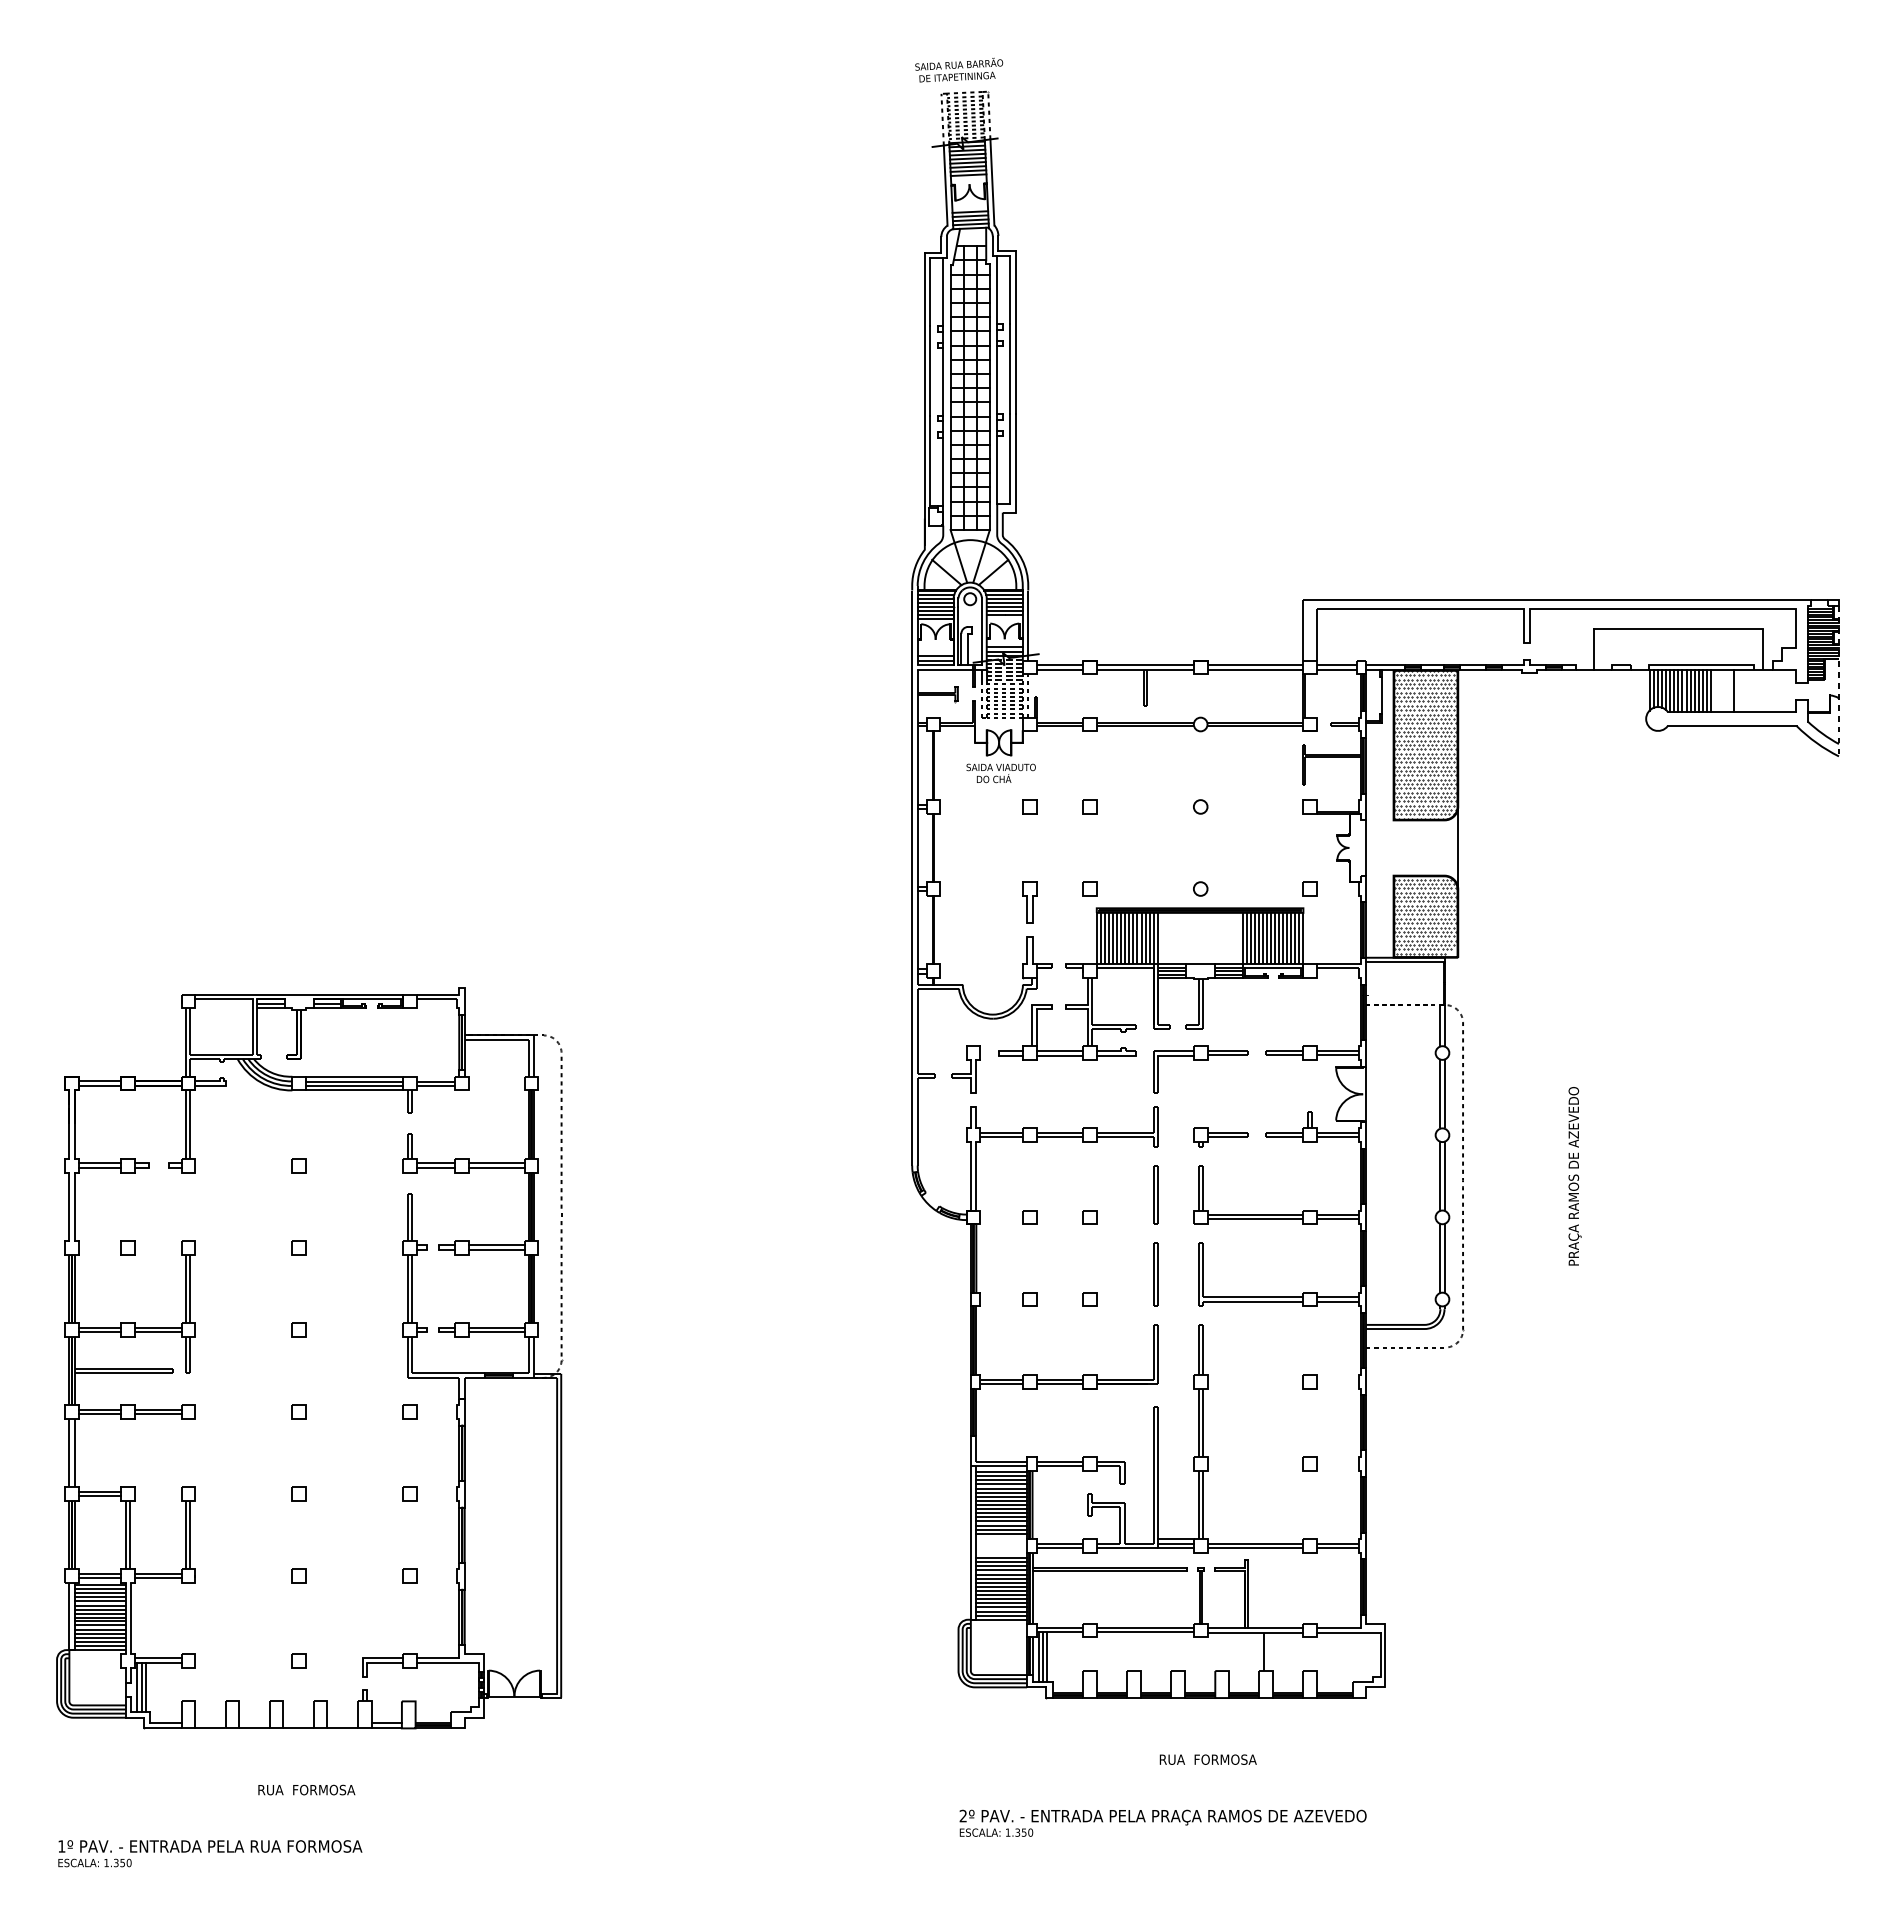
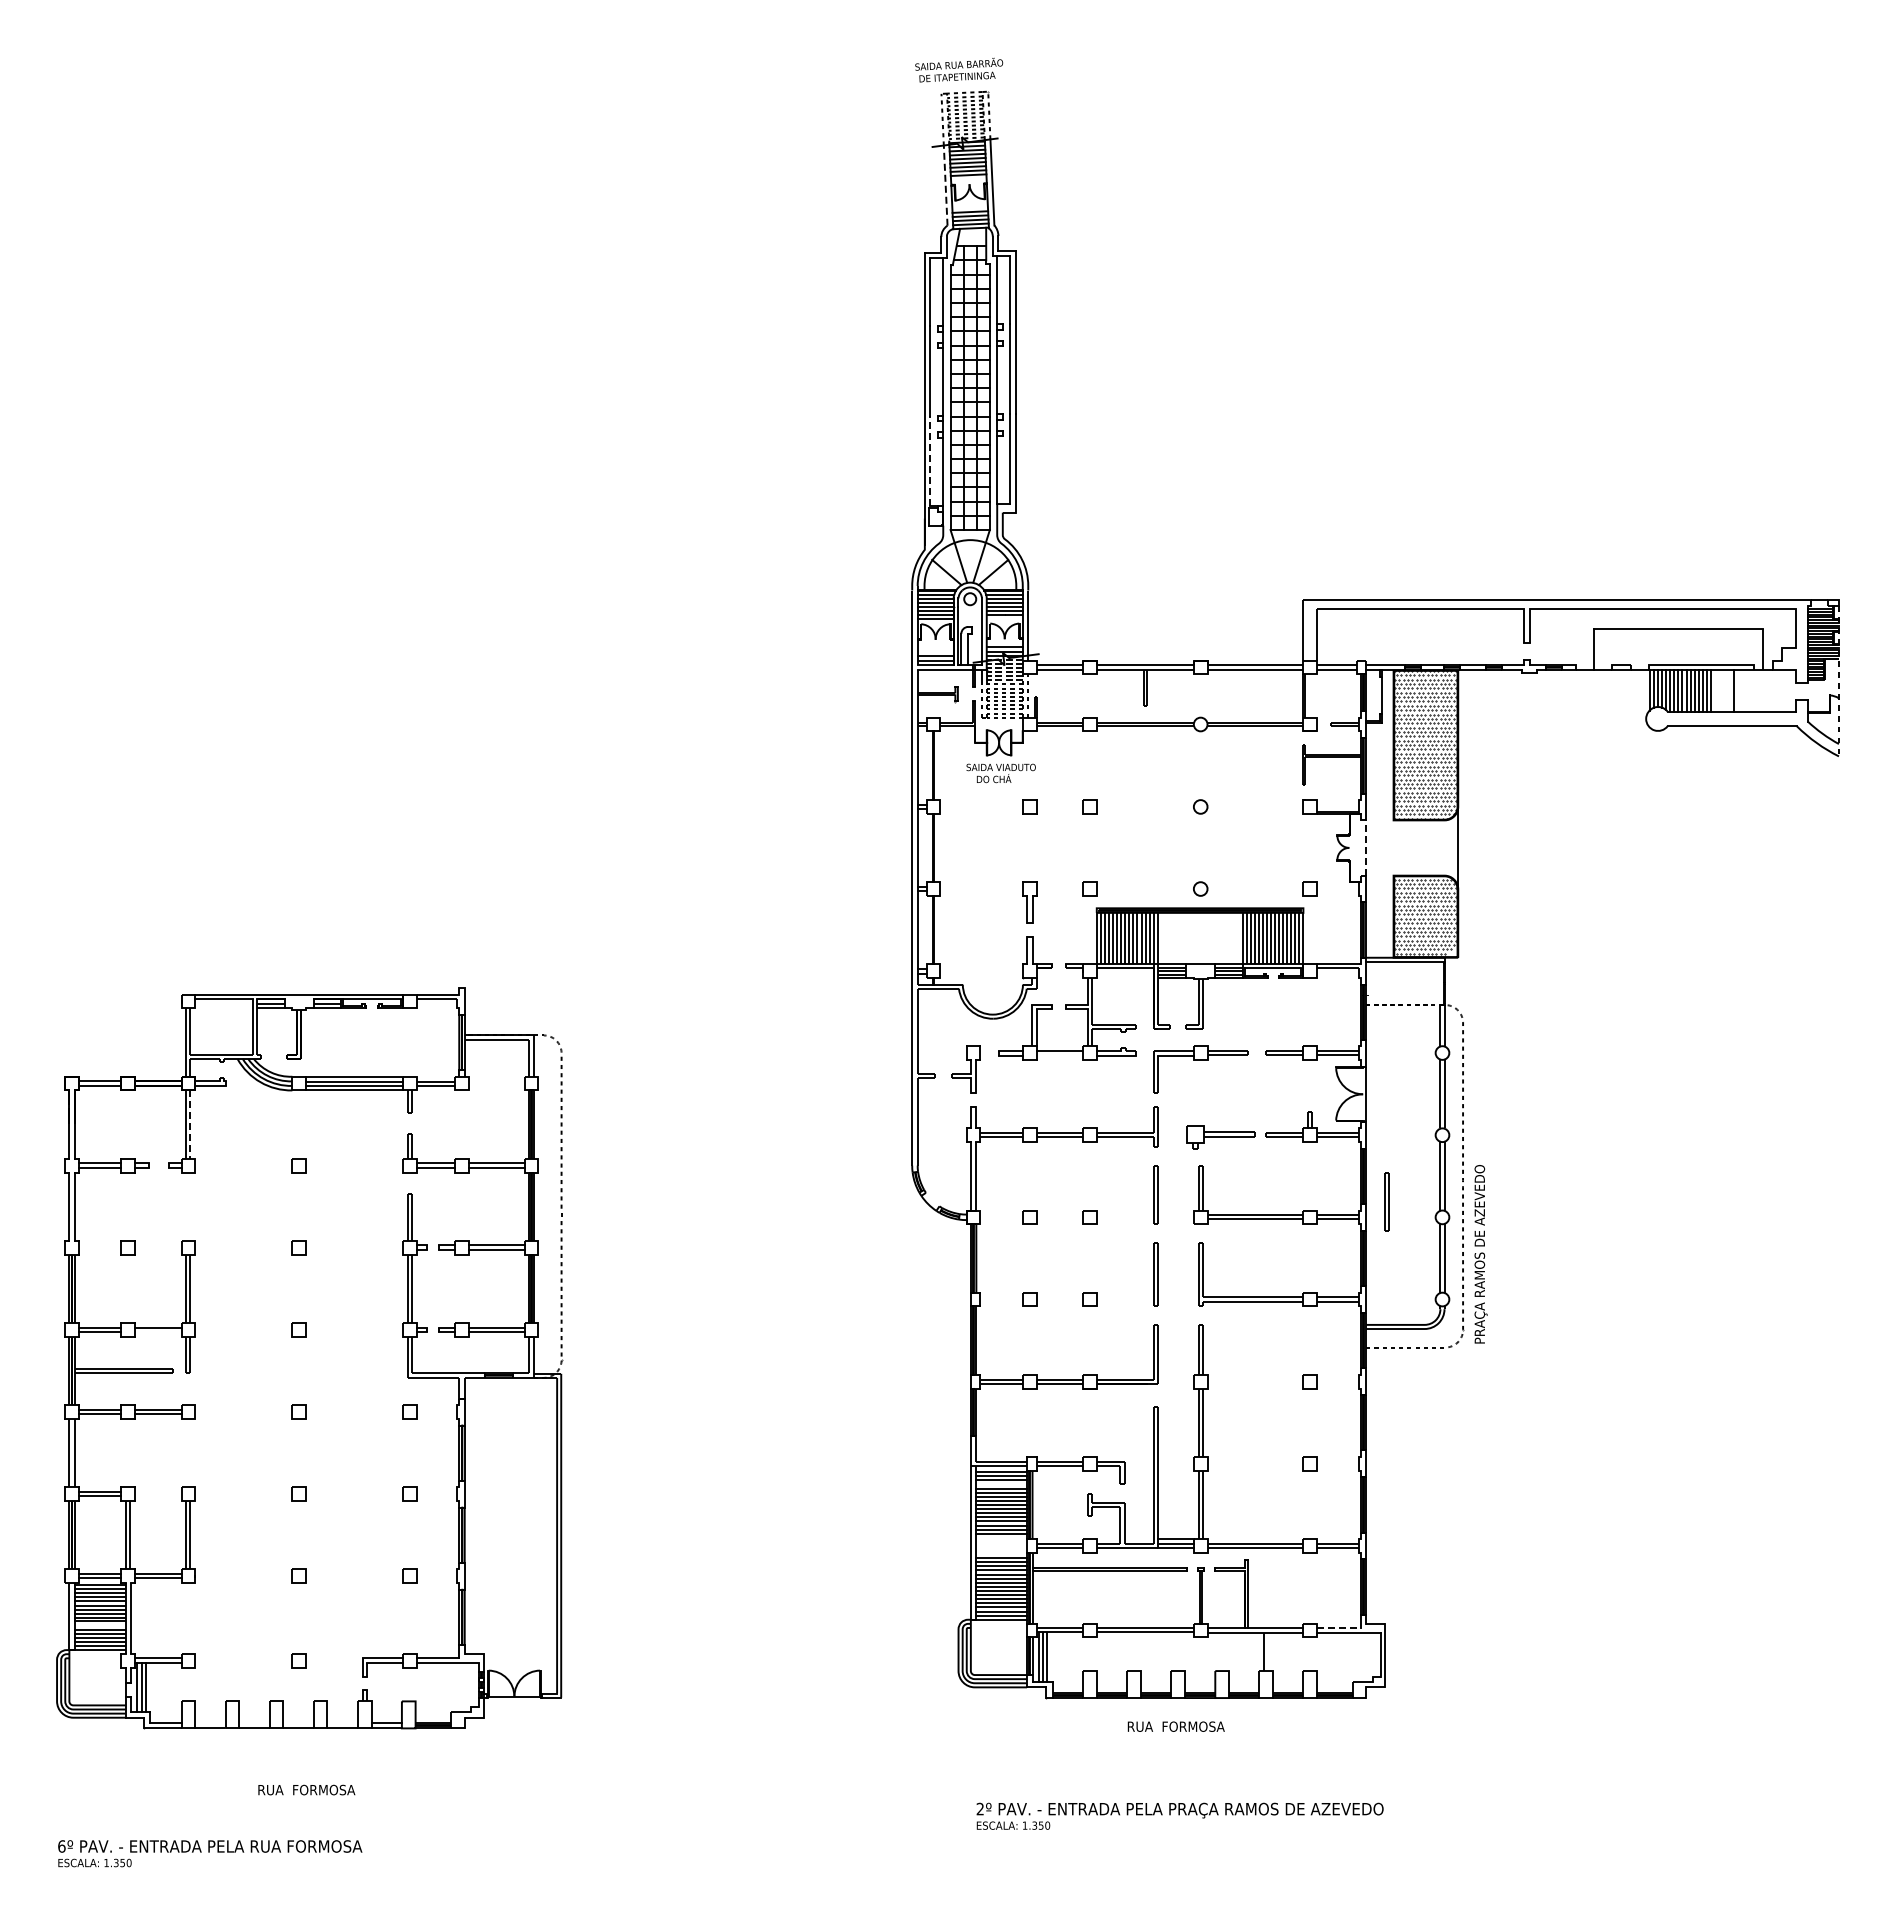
line: solid -> dashed (945, 185)
line: solid -> dashed (930, 460)
line: solid -> dashed (1366, 848)
line: present -> none (1058, 1055)
line: solid -> dashed (190, 1125)
part size: 56x21 px -> 70x25 px (1220, 1137)
text position: (1574, 1176) -> (1480, 1254) (1480, 1254)
part: none -> present (1386, 1201)
line: present -> none (158, 1332)
line: present -> none (1001, 1484)
line: present -> none (99, 1625)
line: solid -> dashed (1338, 1628)
text position: (1207, 1759) -> (1175, 1726) (1175, 1726)
text position: (1162, 1822) -> (1179, 1815) (1179, 1815)
text: 1º -> 6º (61, 1846)
